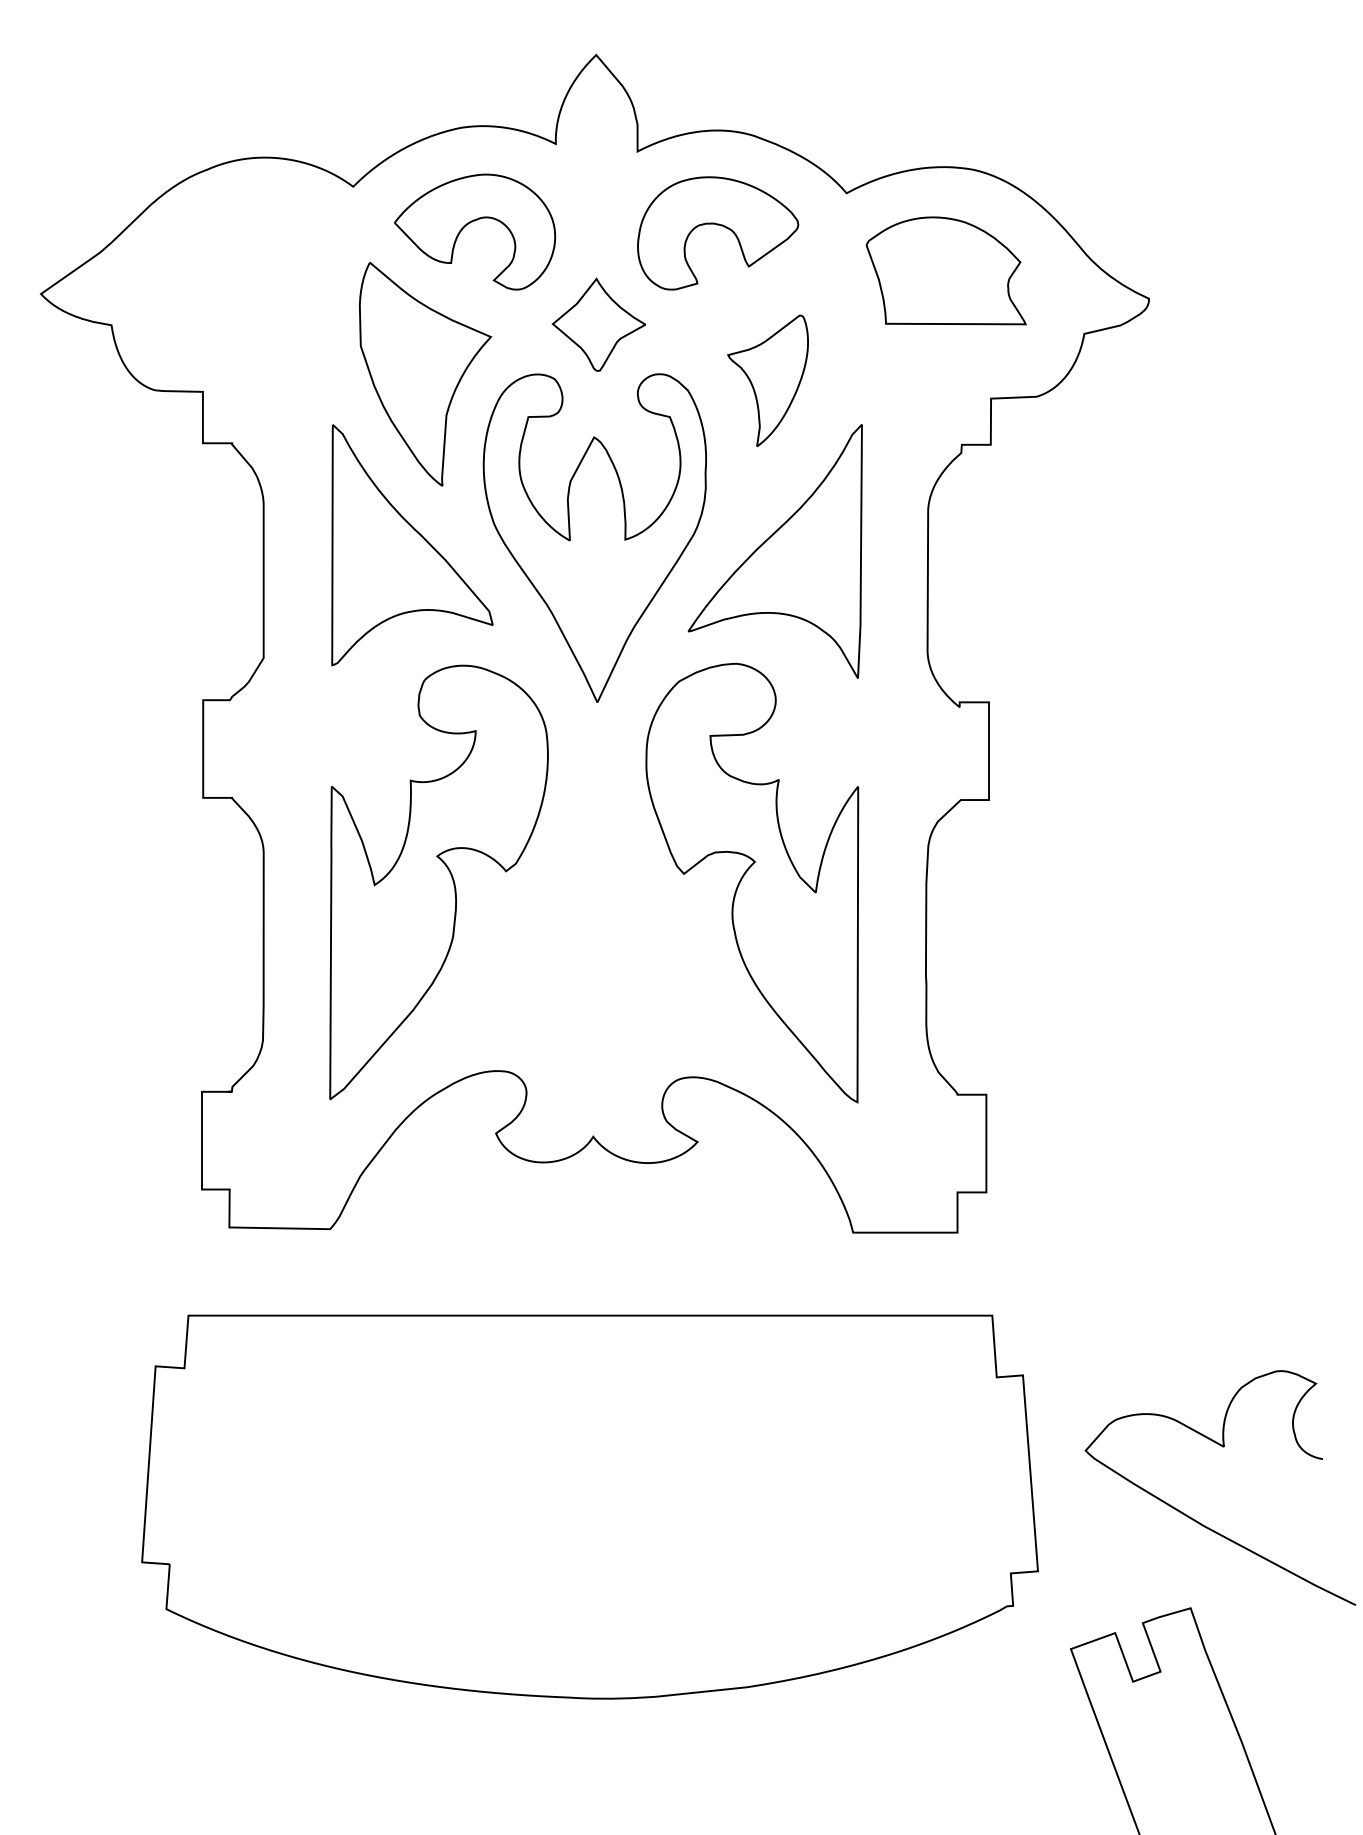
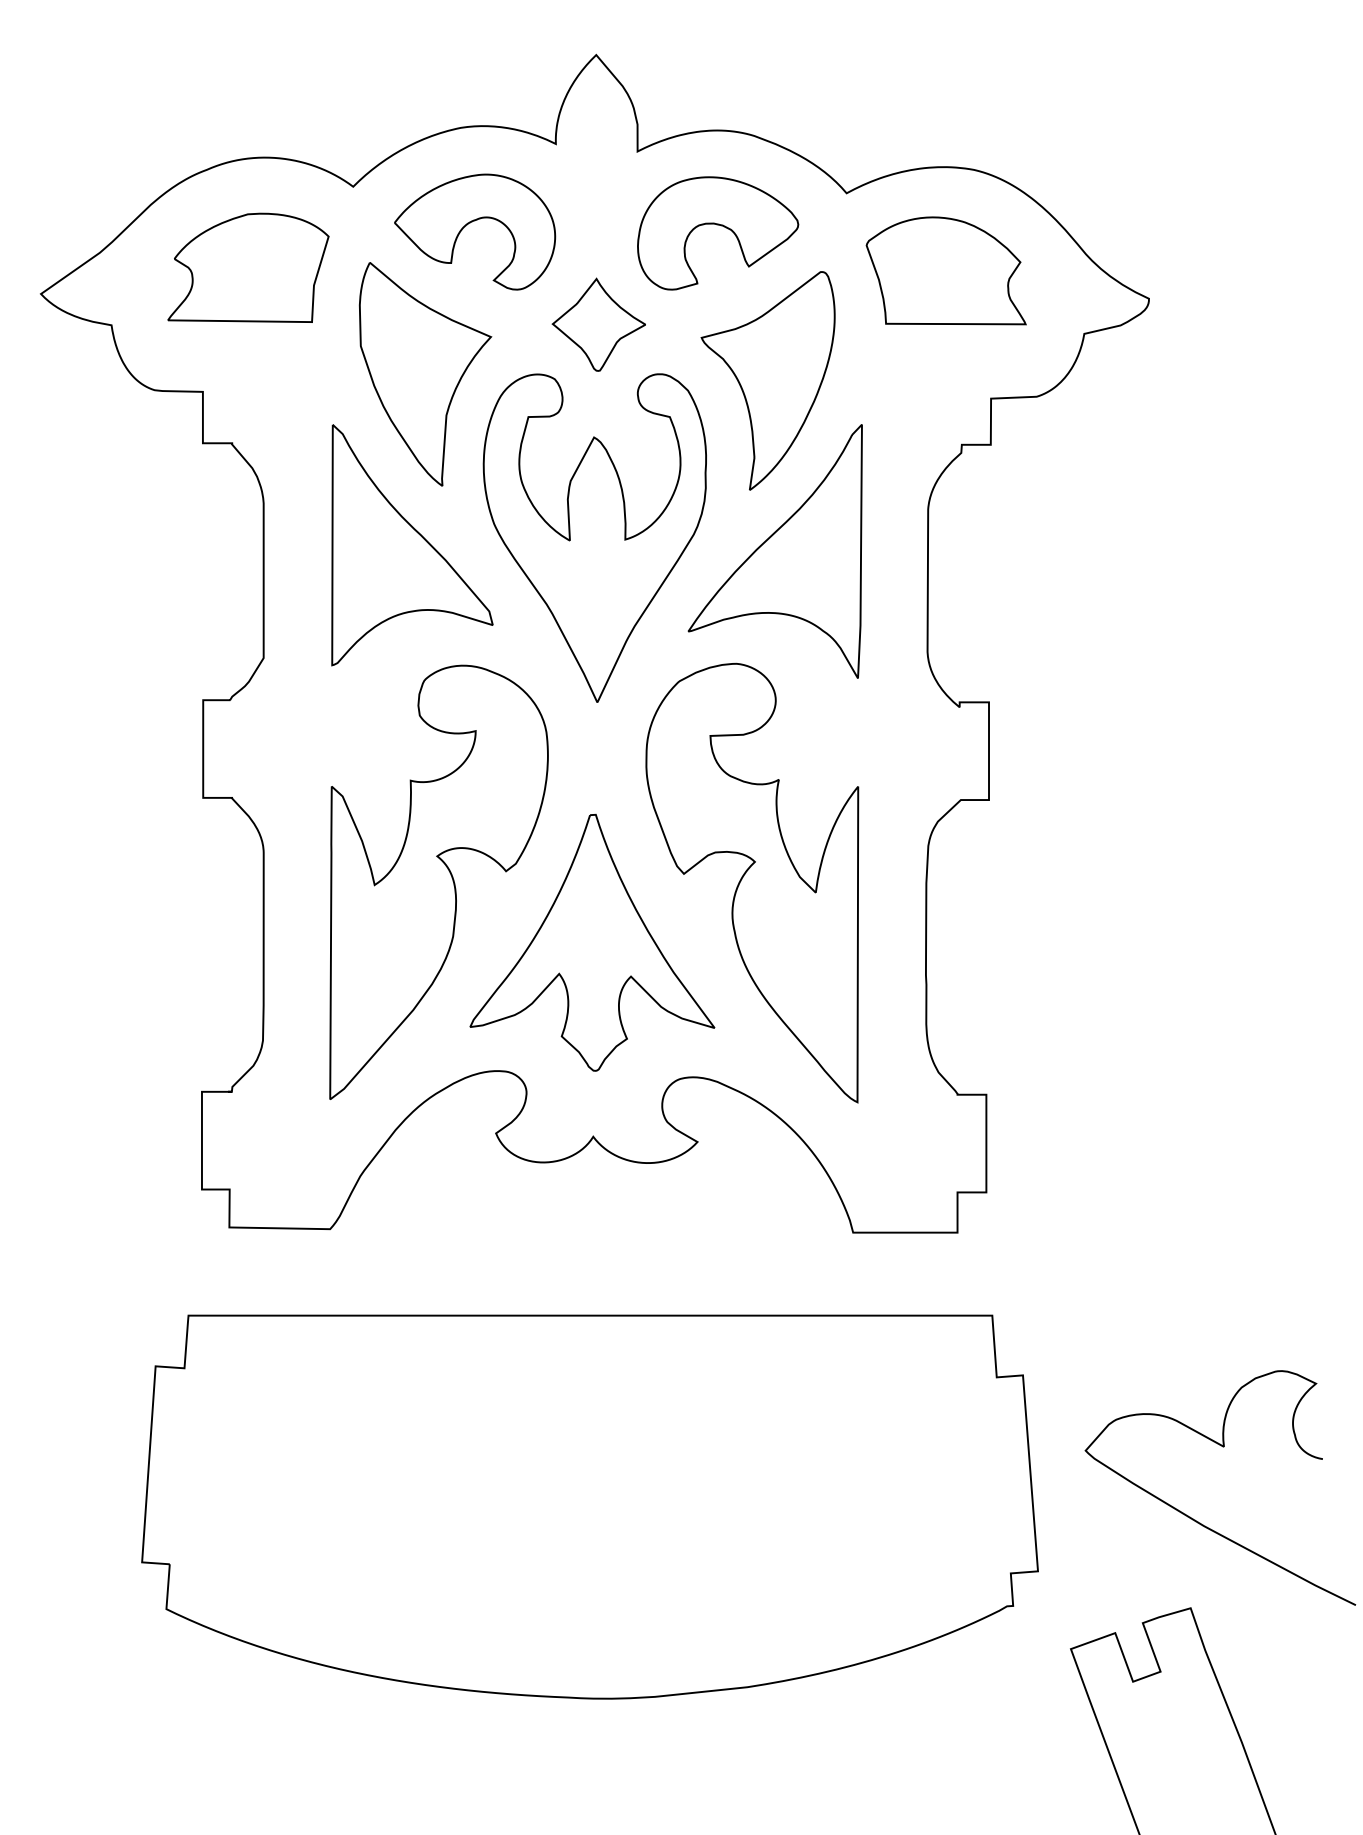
part: none -> present (248, 267)
part size: 82x133 px -> 136x220 px (767, 380)
part: none -> present (592, 942)
